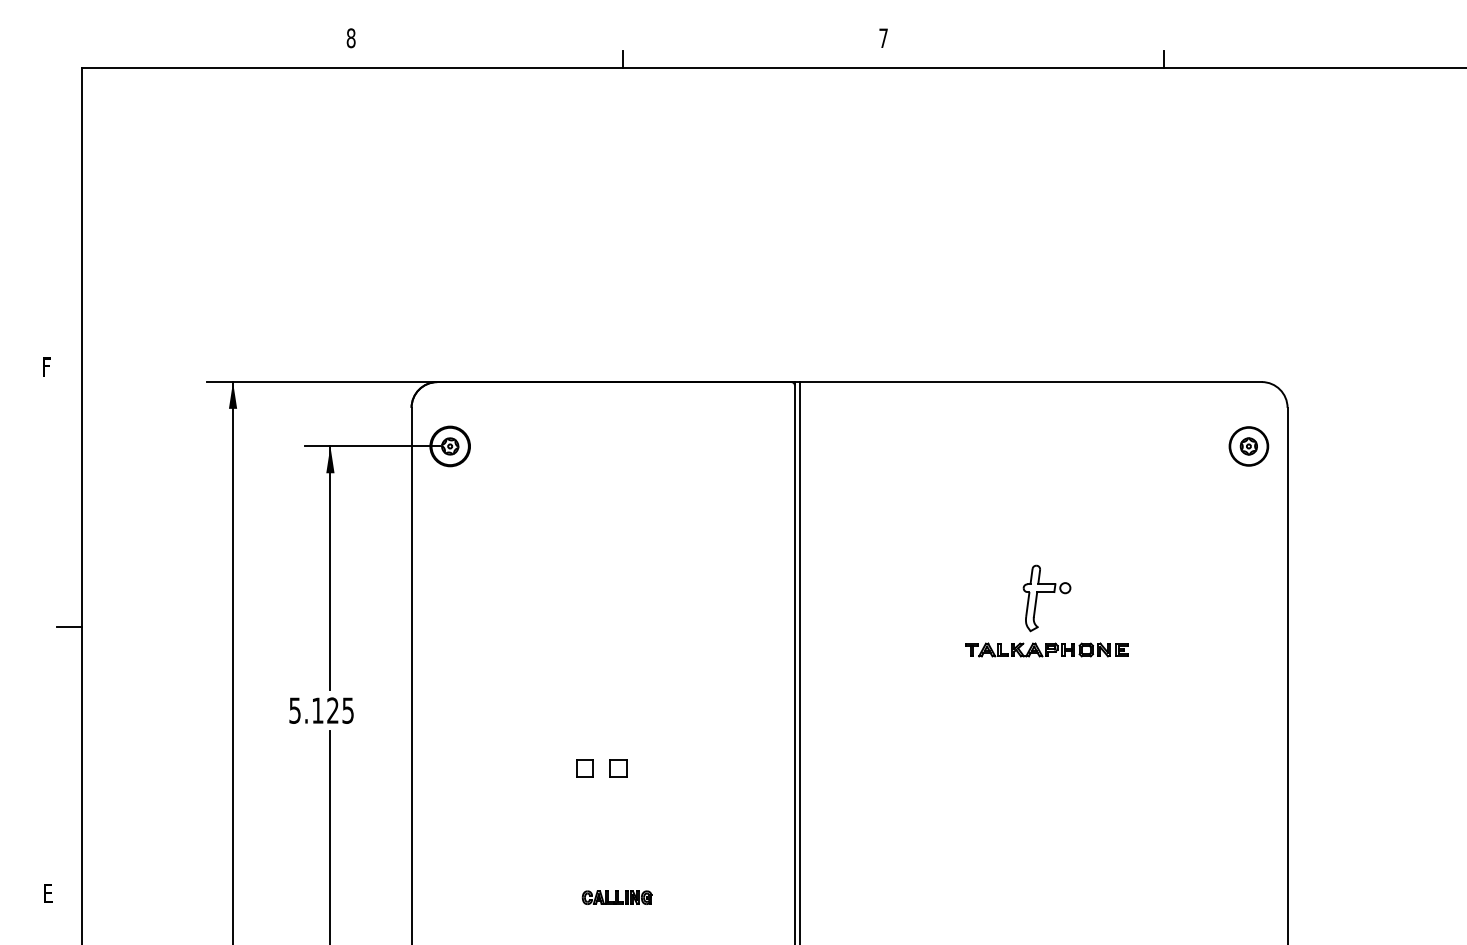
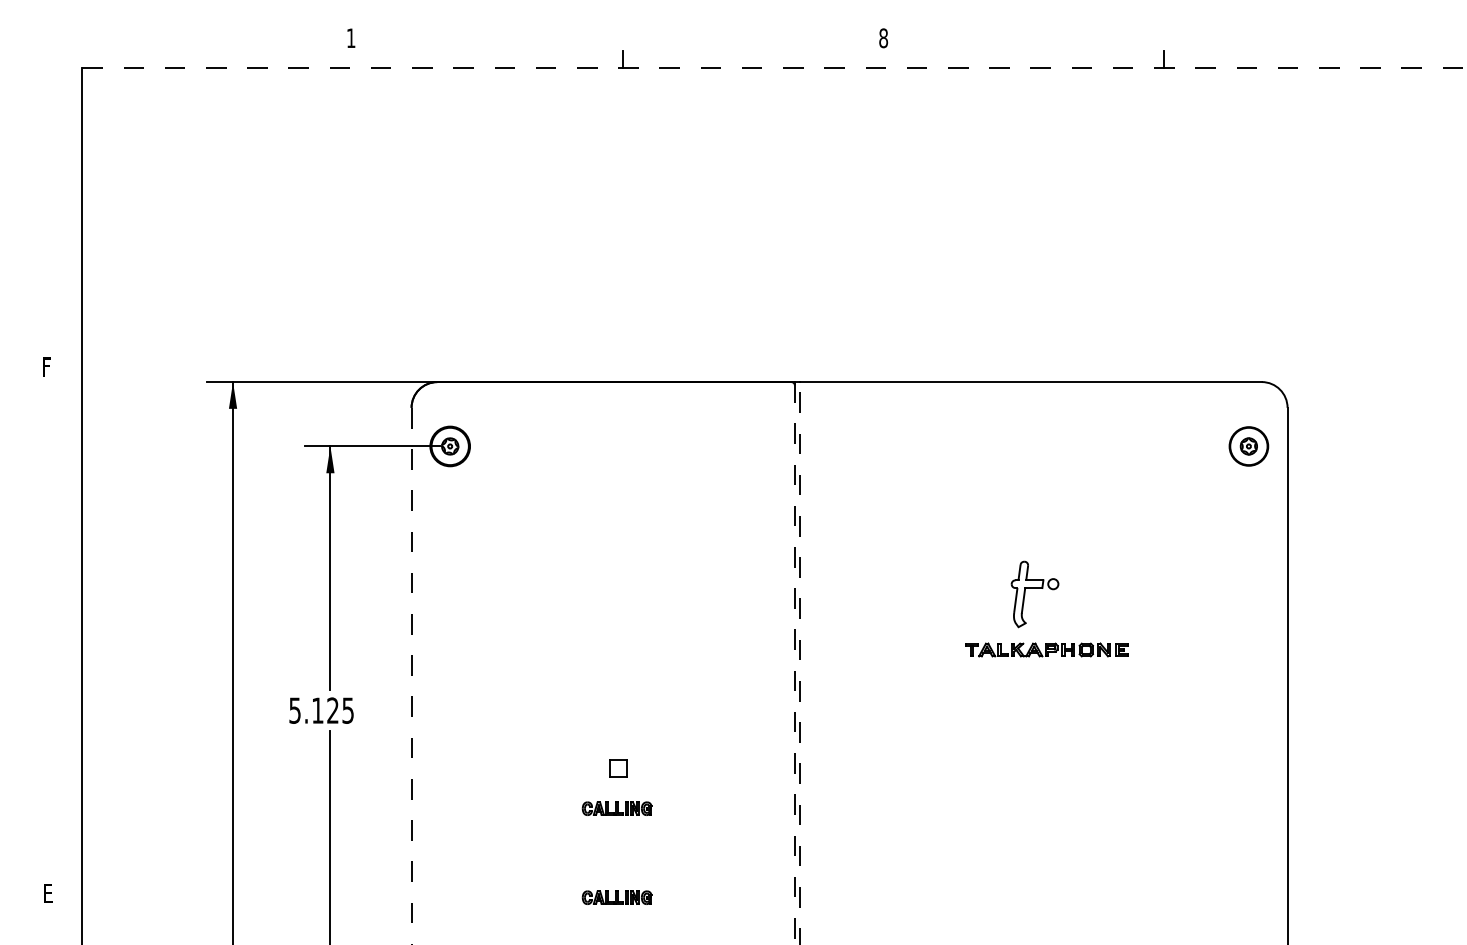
text: 8 -> 1 (350, 38)
text: 7 -> 8 (883, 38)
line: solid -> dashed (774, 68)
part position: (1046, 598) -> (1034, 594) (1034, 594)
line: present -> none (69, 626)
line: solid -> dashed (800, 662)
line: solid -> dashed (794, 663)
line: solid -> dashed (411, 676)
part: present -> none (584, 768)
part: none -> present (616, 808)
